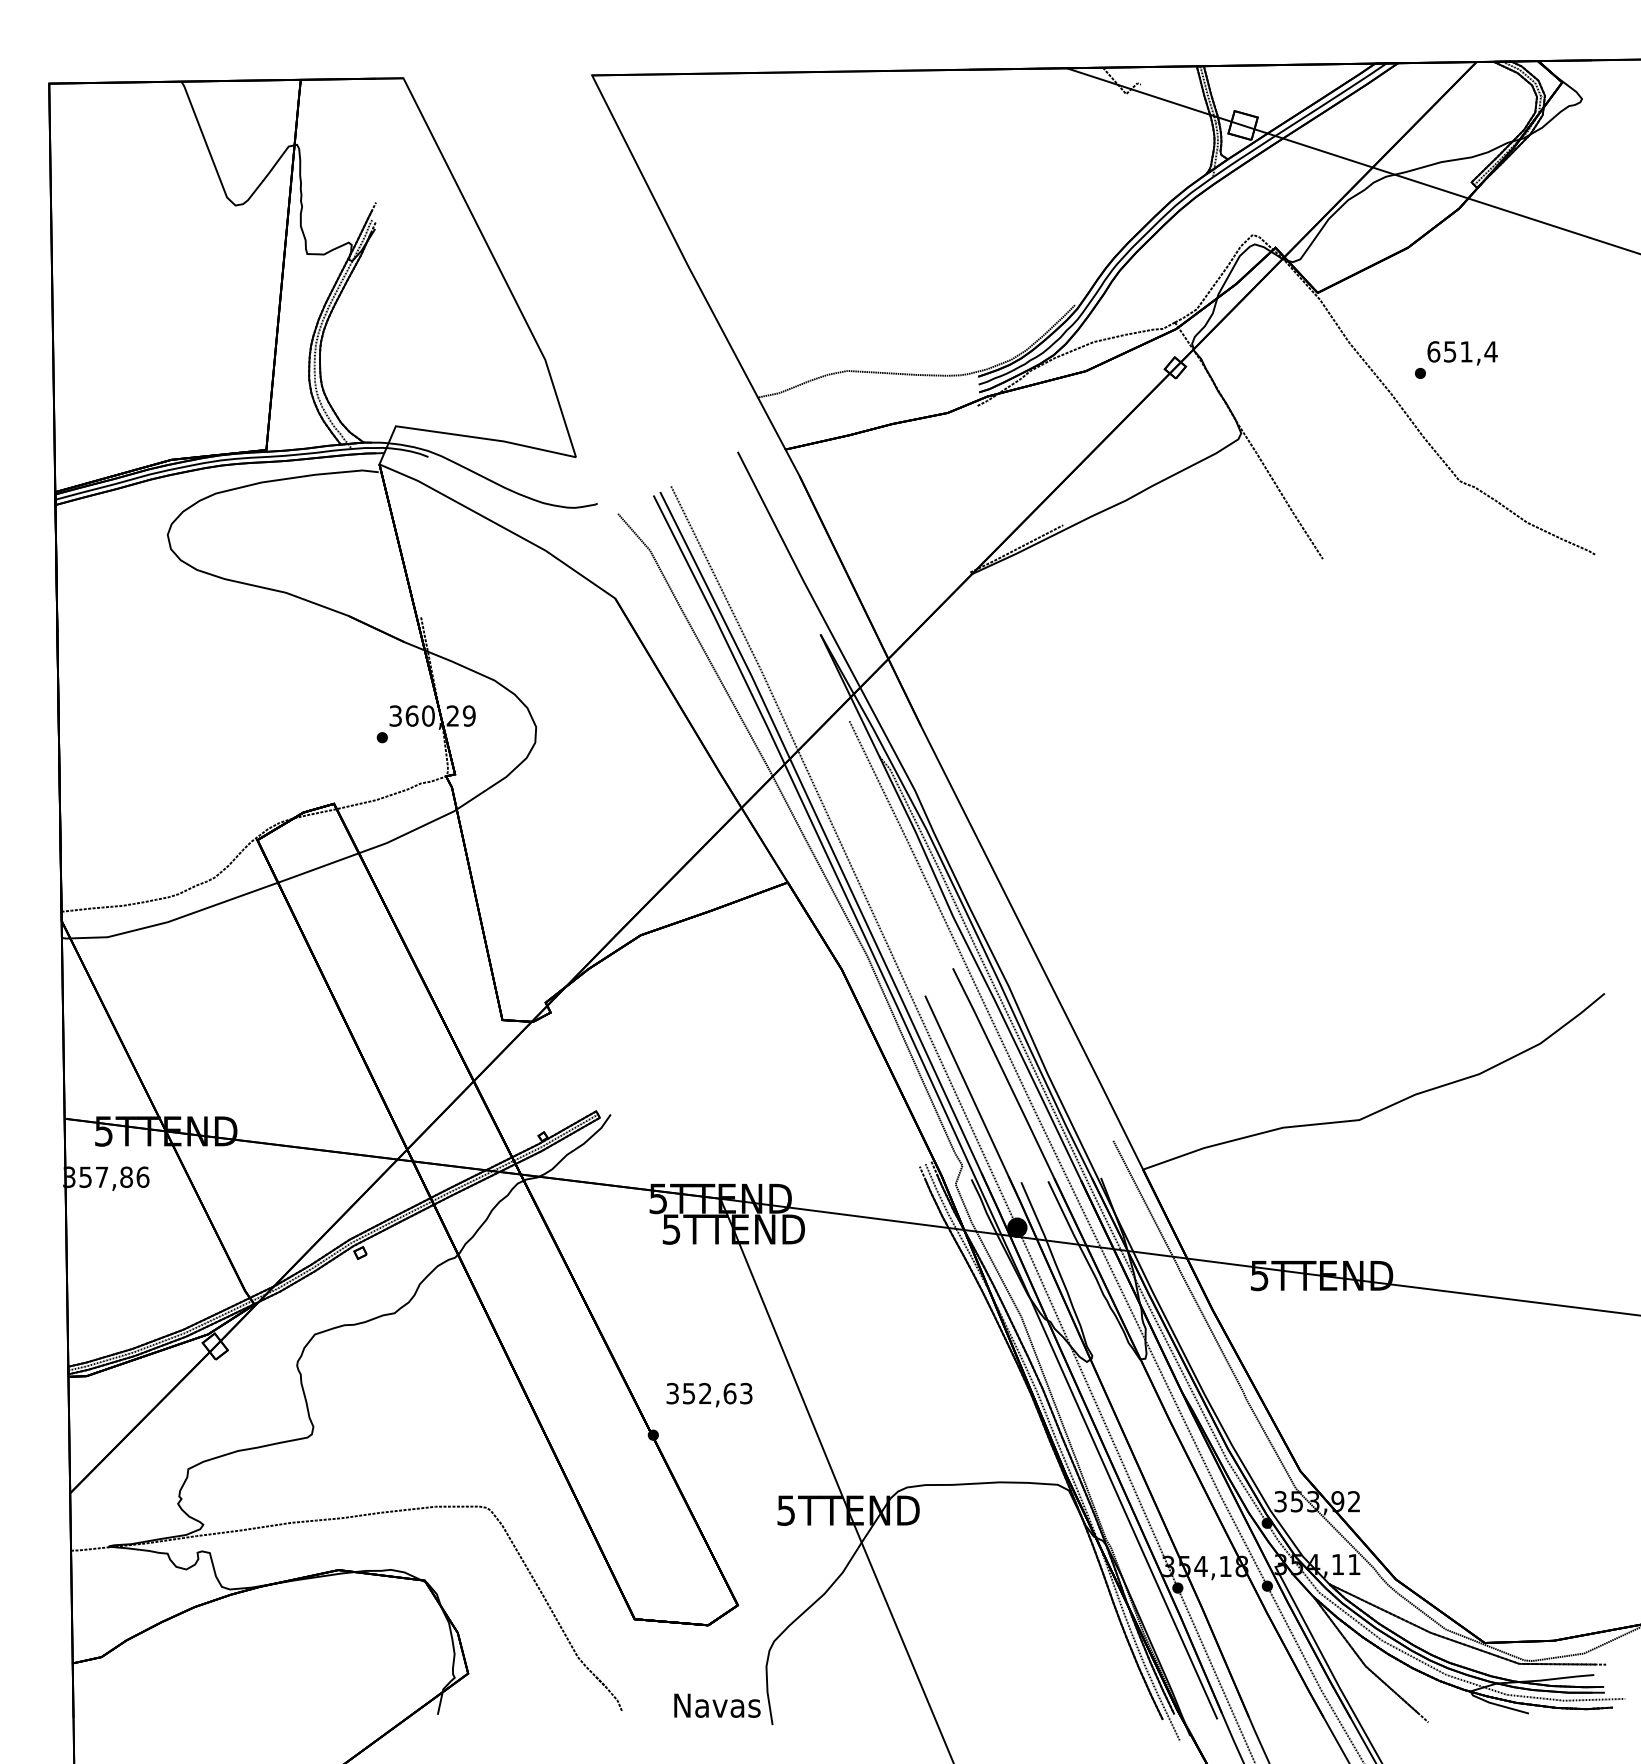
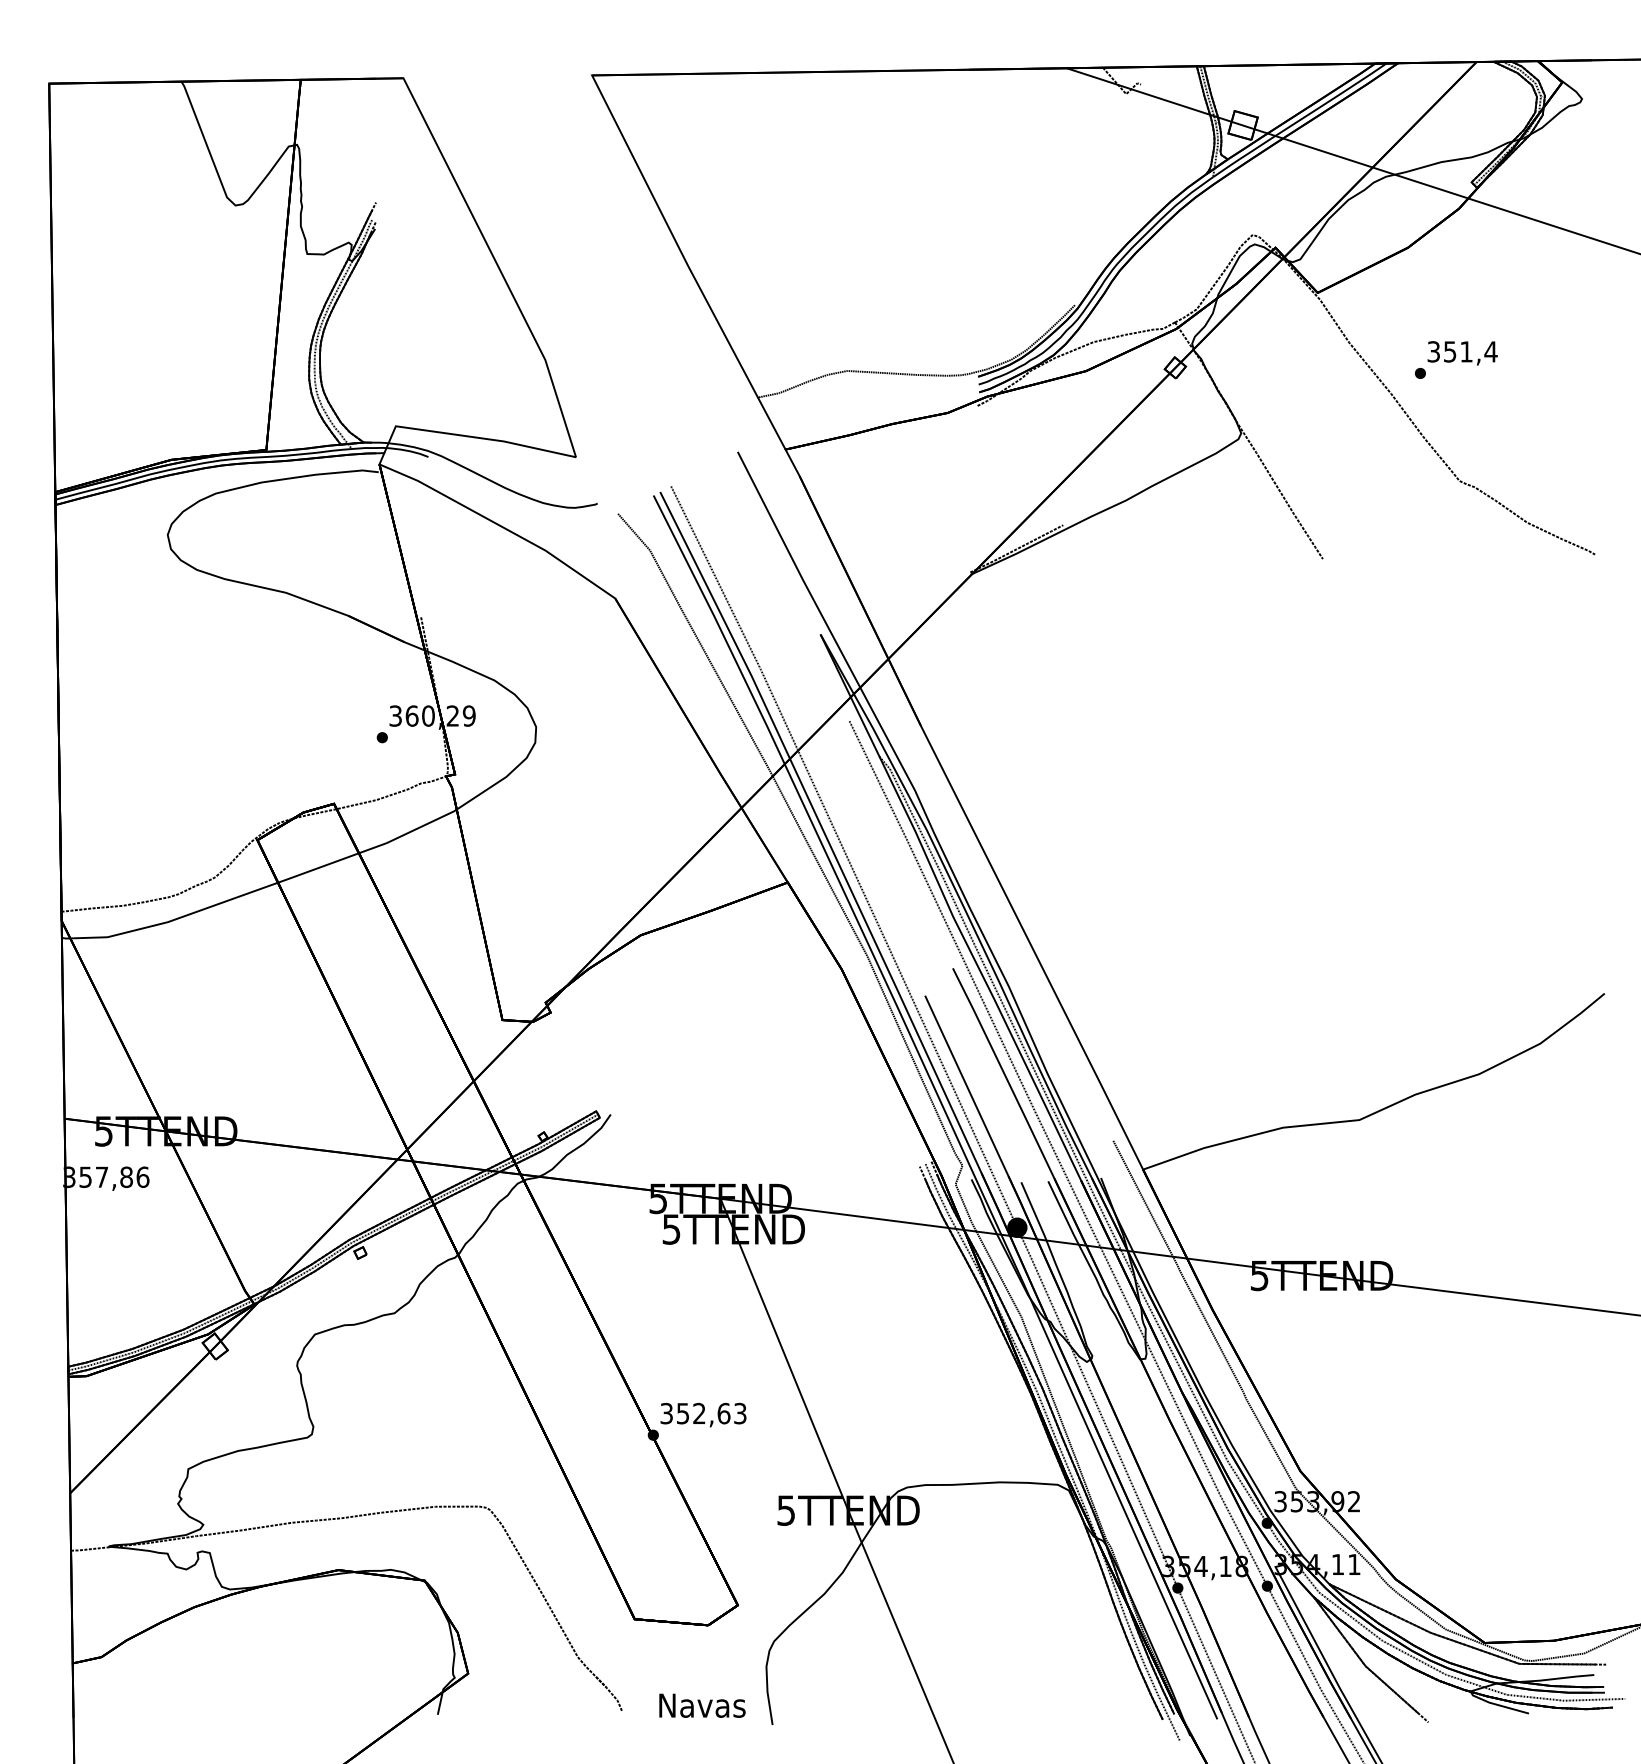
text: 651,4 -> 351,4 (1433, 351)
text position: (709, 1394) -> (703, 1414) (703, 1414)
text position: (717, 1705) -> (702, 1705) (702, 1705)
